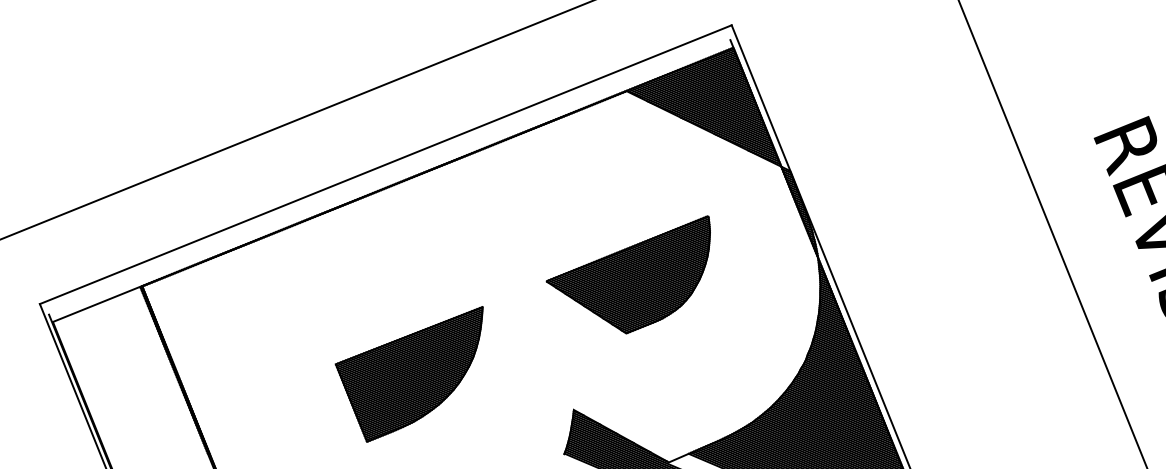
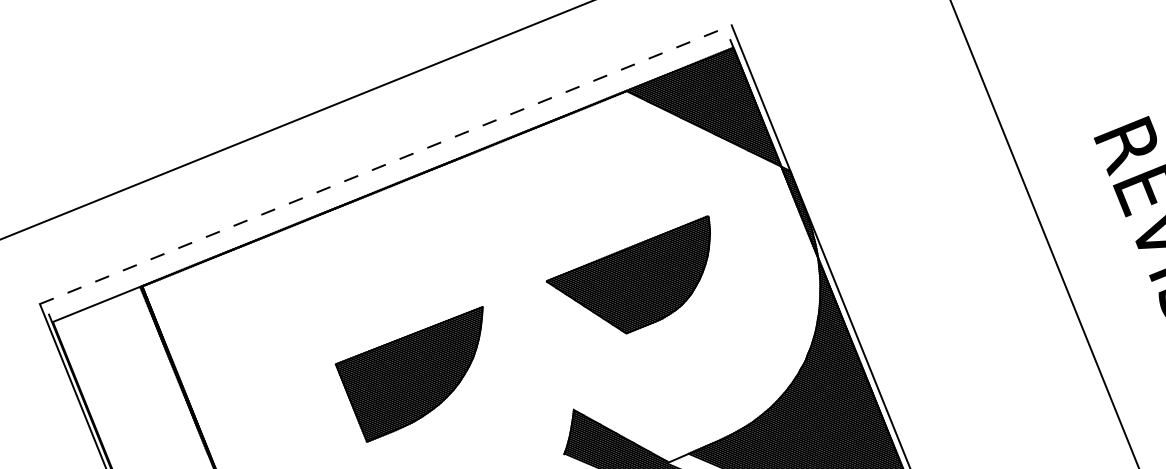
line: solid -> dashed (385, 164)
line position: (1052, 233) -> (1044, 233) (1044, 233)
